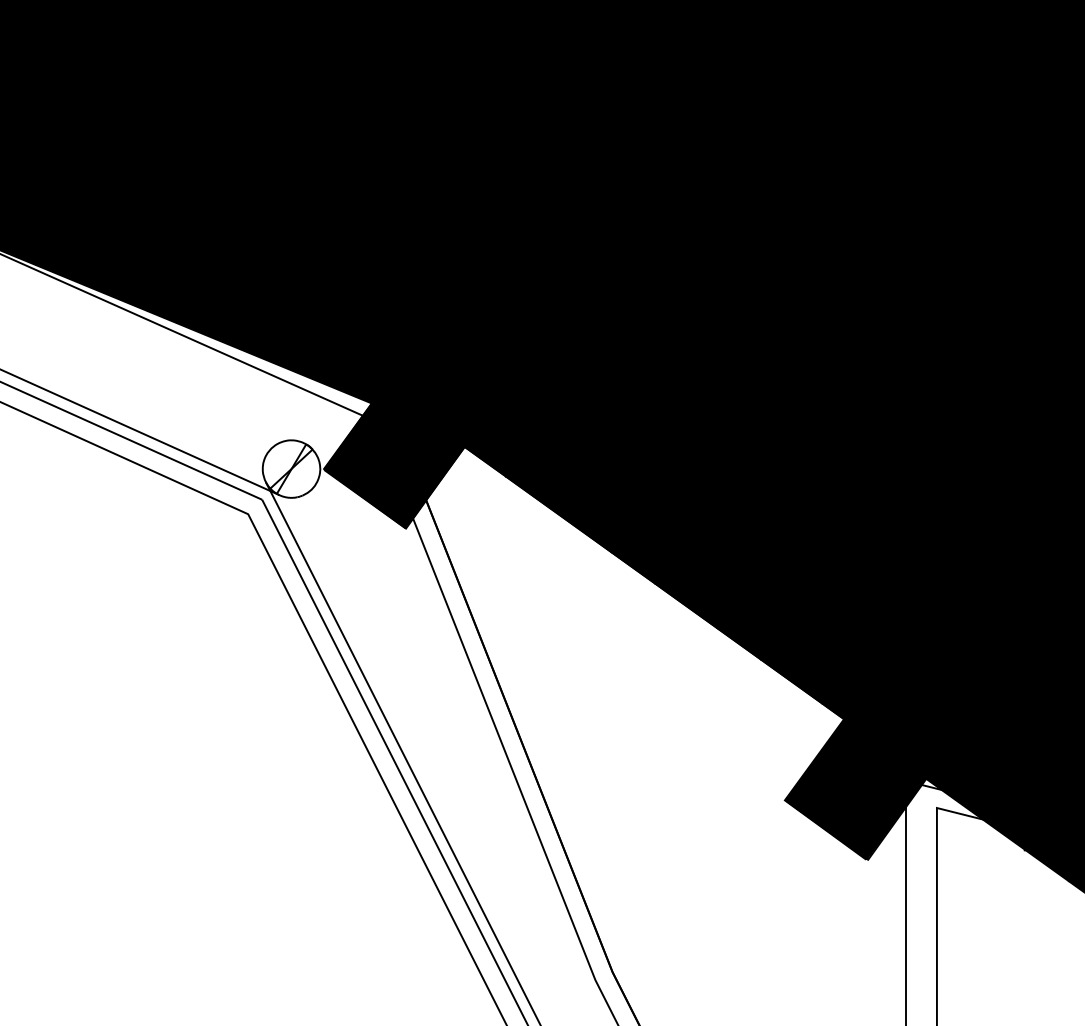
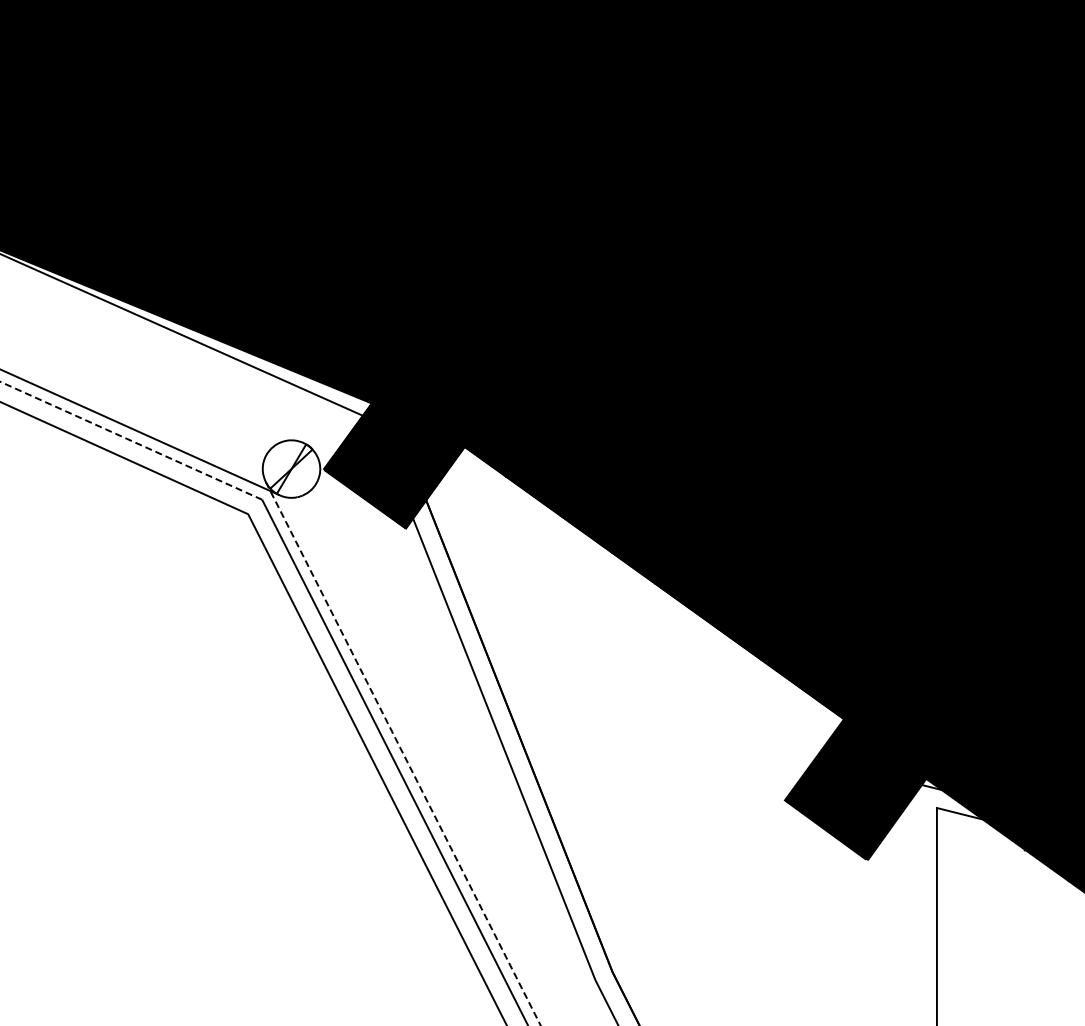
line: solid -> dashed (130, 440)
line: solid -> dashed (403, 753)
line: present -> none (905, 914)
